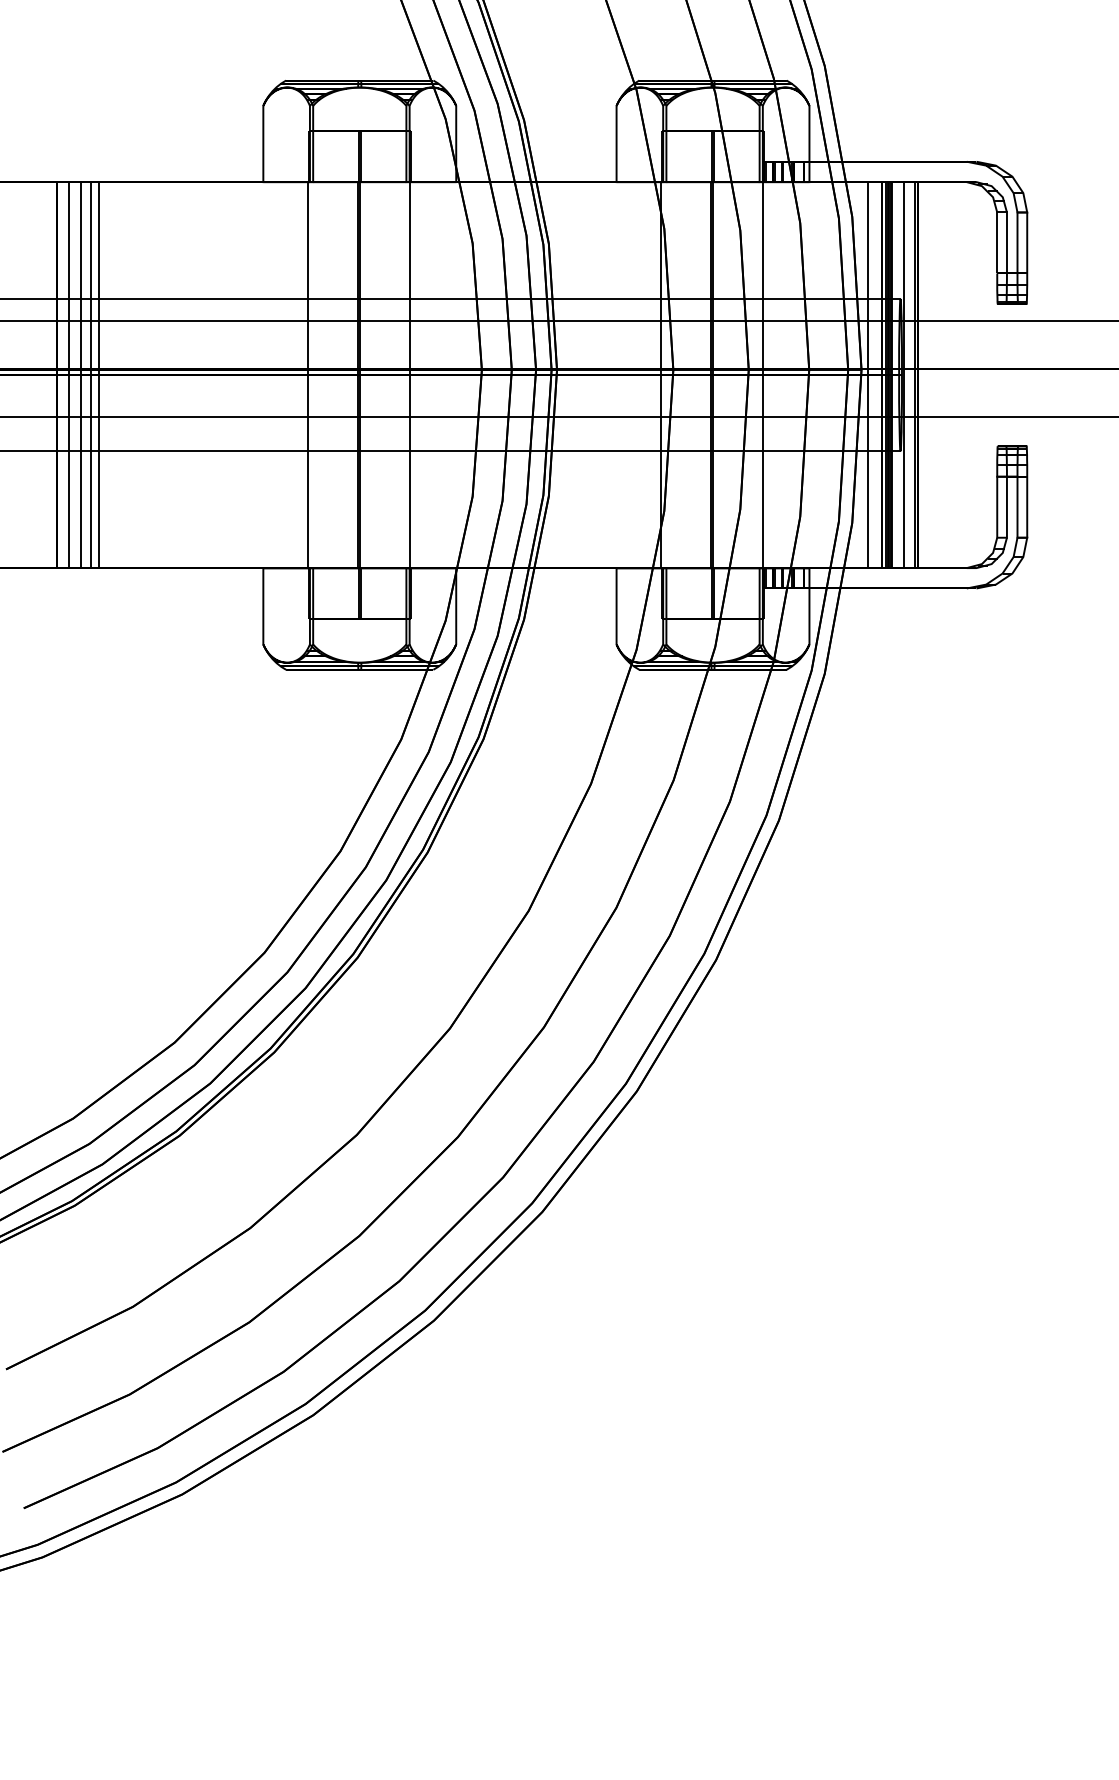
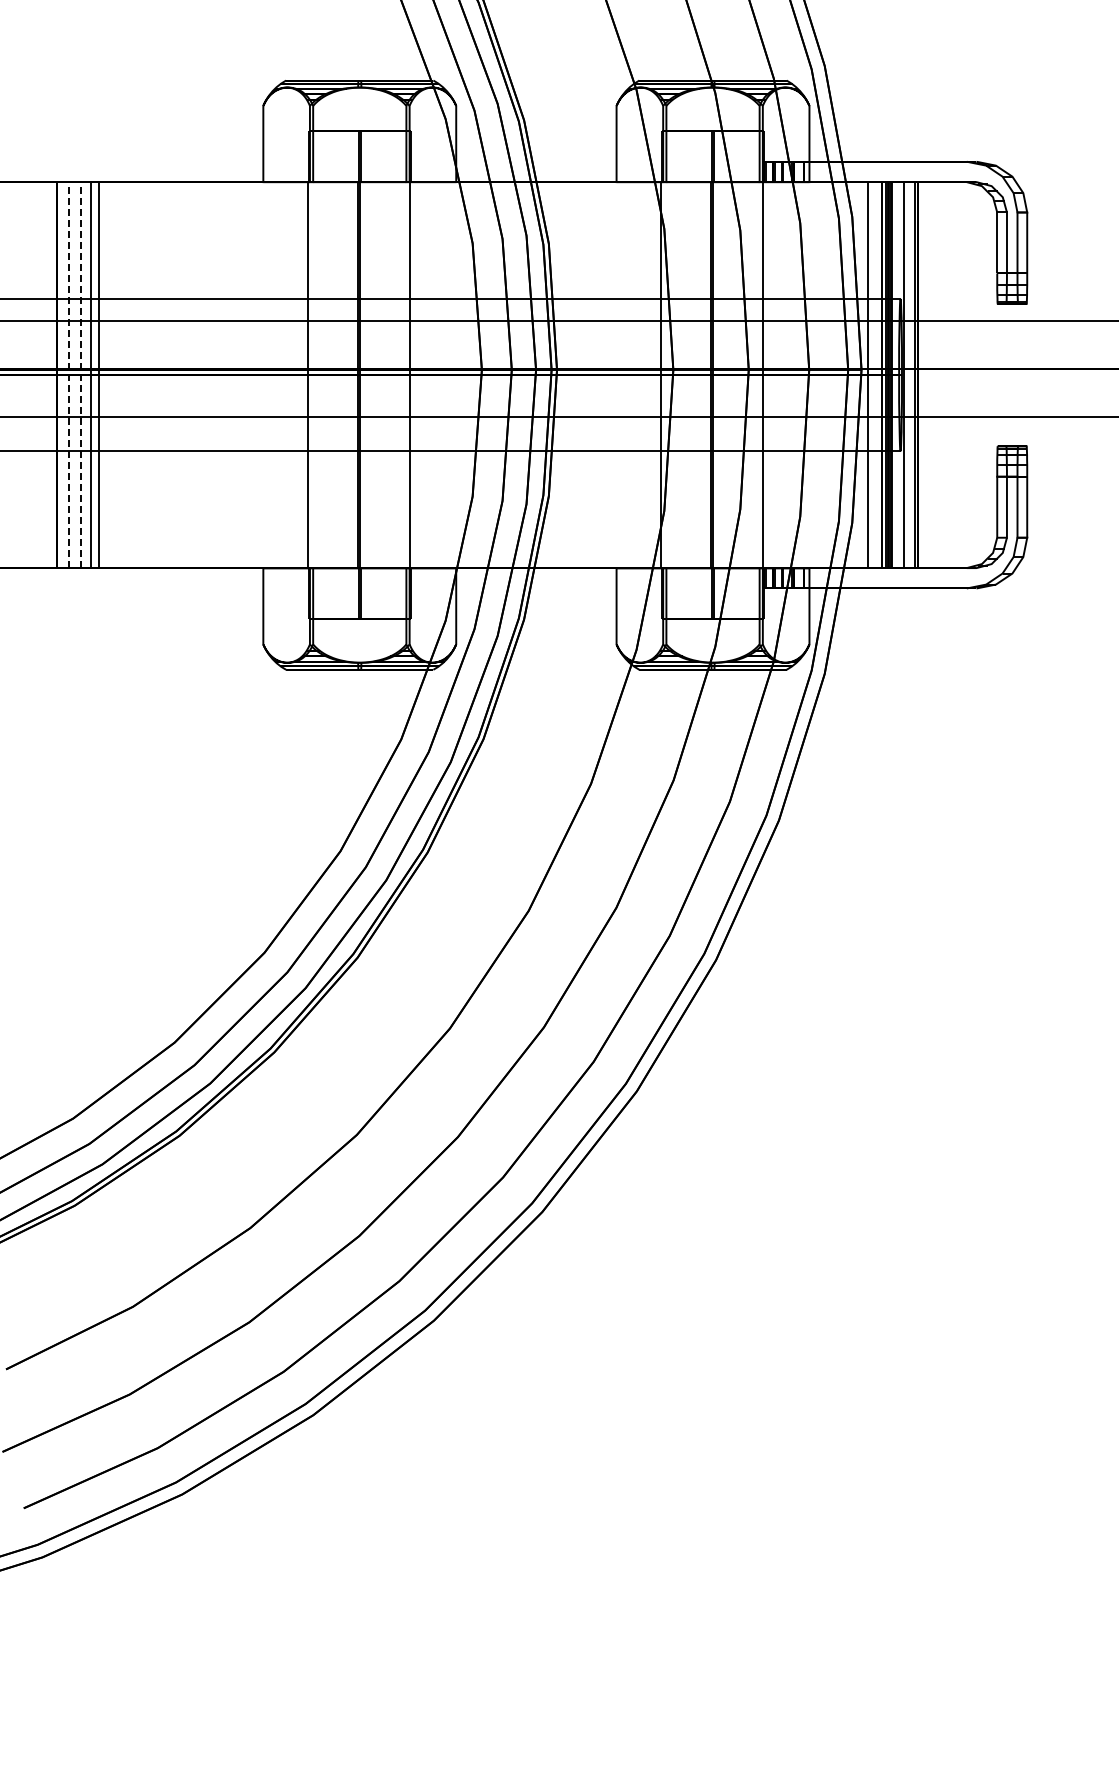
line: solid -> dashed (69, 375)
line: solid -> dashed (80, 375)
